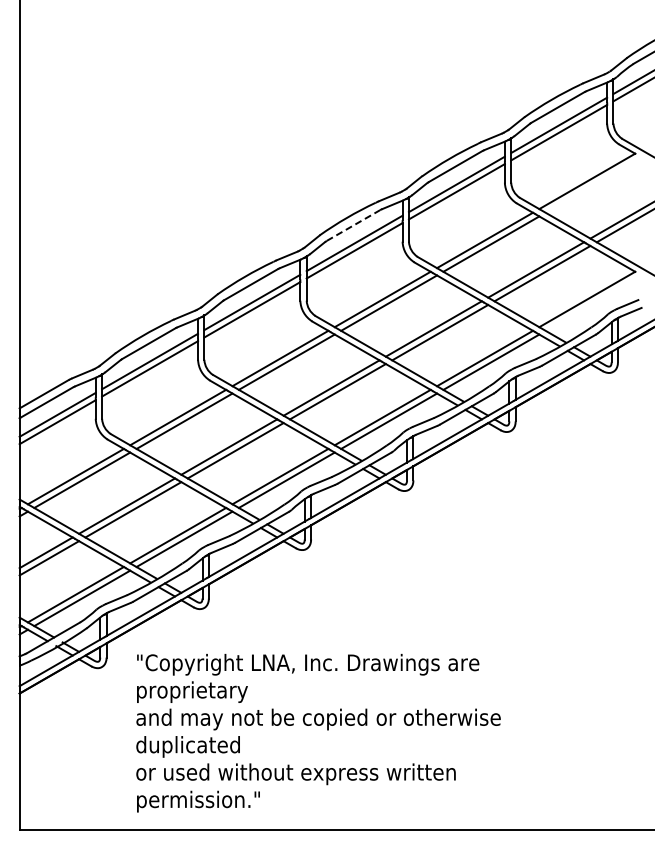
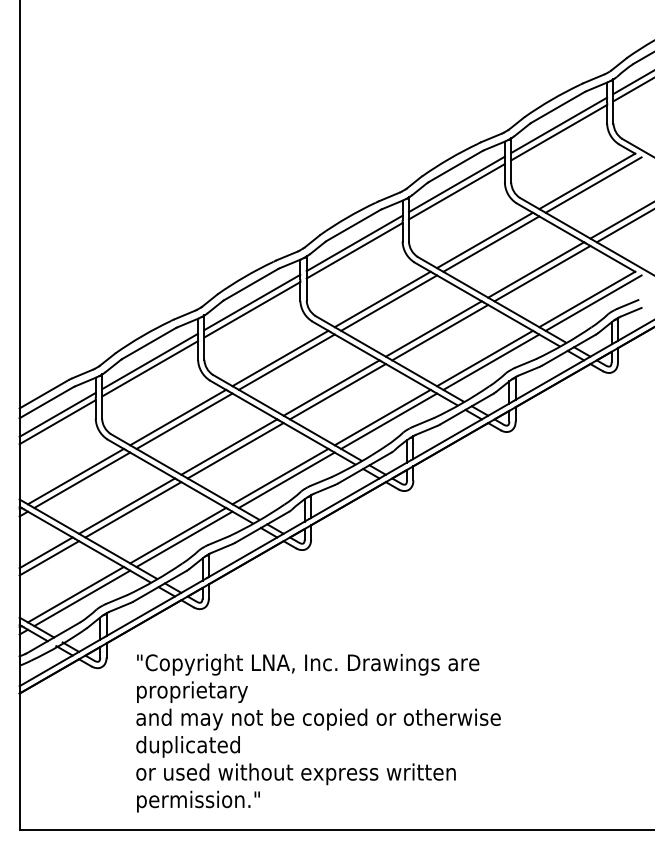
line: none -> present (593, 184)
line: dashed -> solid (353, 225)
line: none -> present (593, 302)
